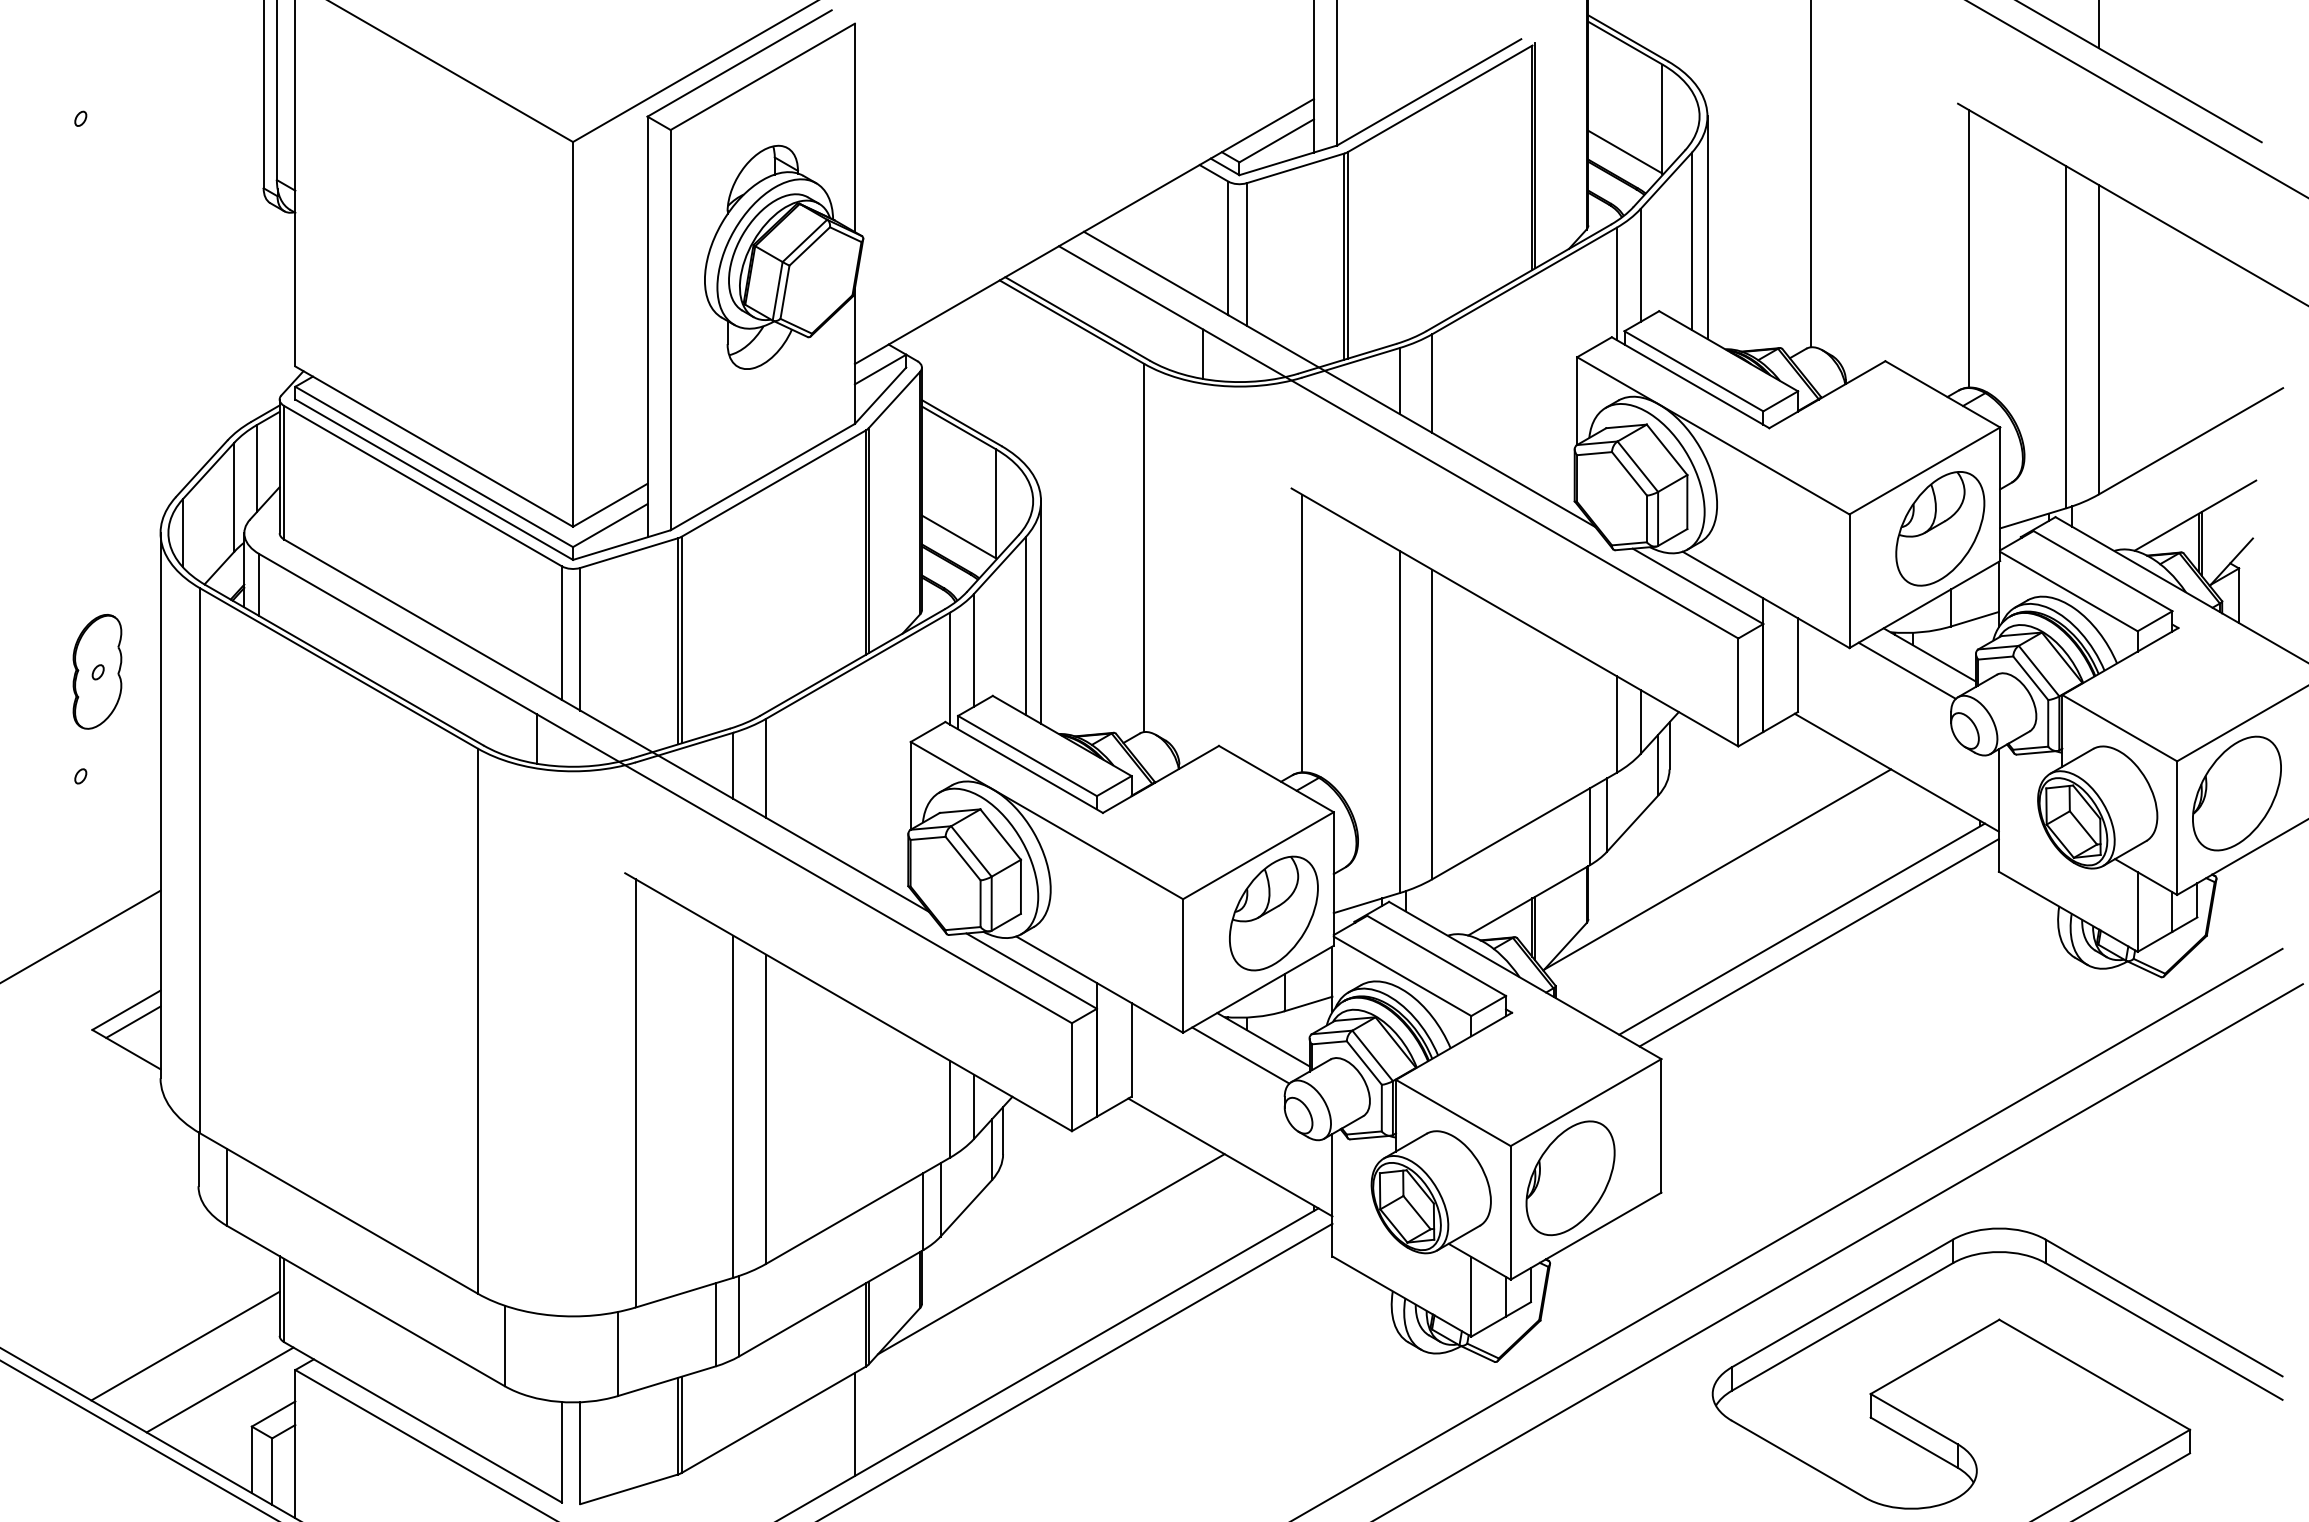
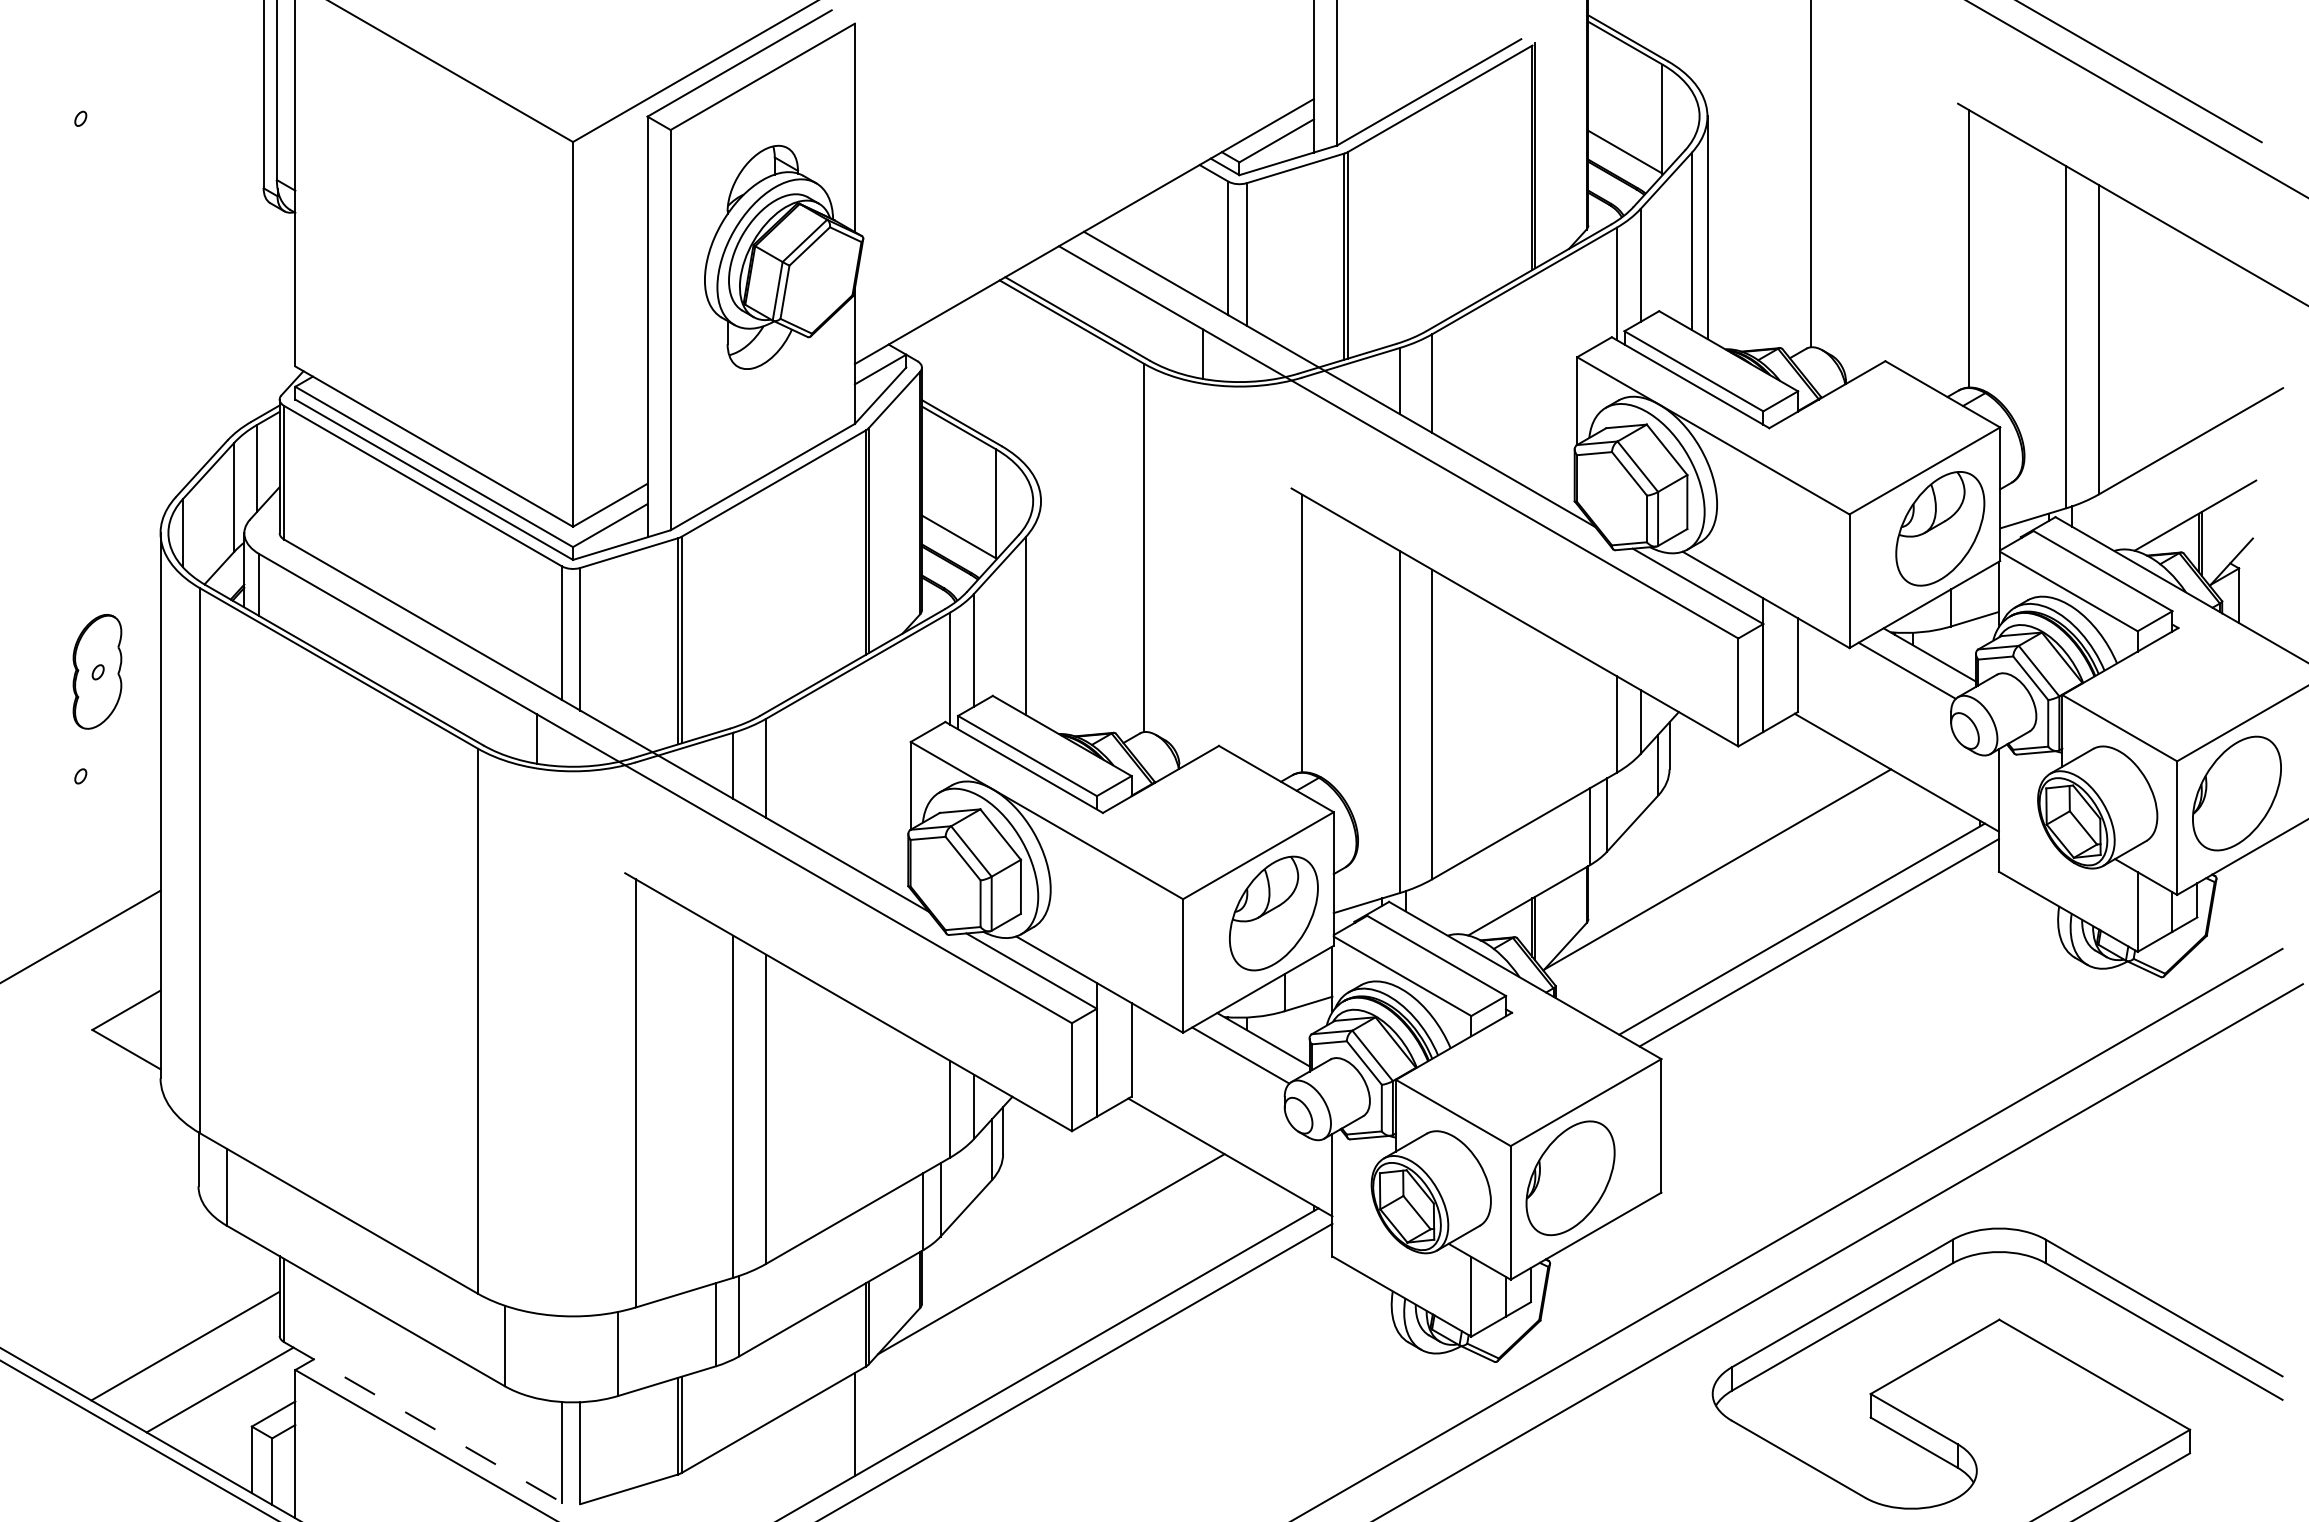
line: present -> none (2098, 25)
line: present -> none (1041, 612)
line: present -> none (133, 1021)
line: solid -> dashed (423, 1422)
